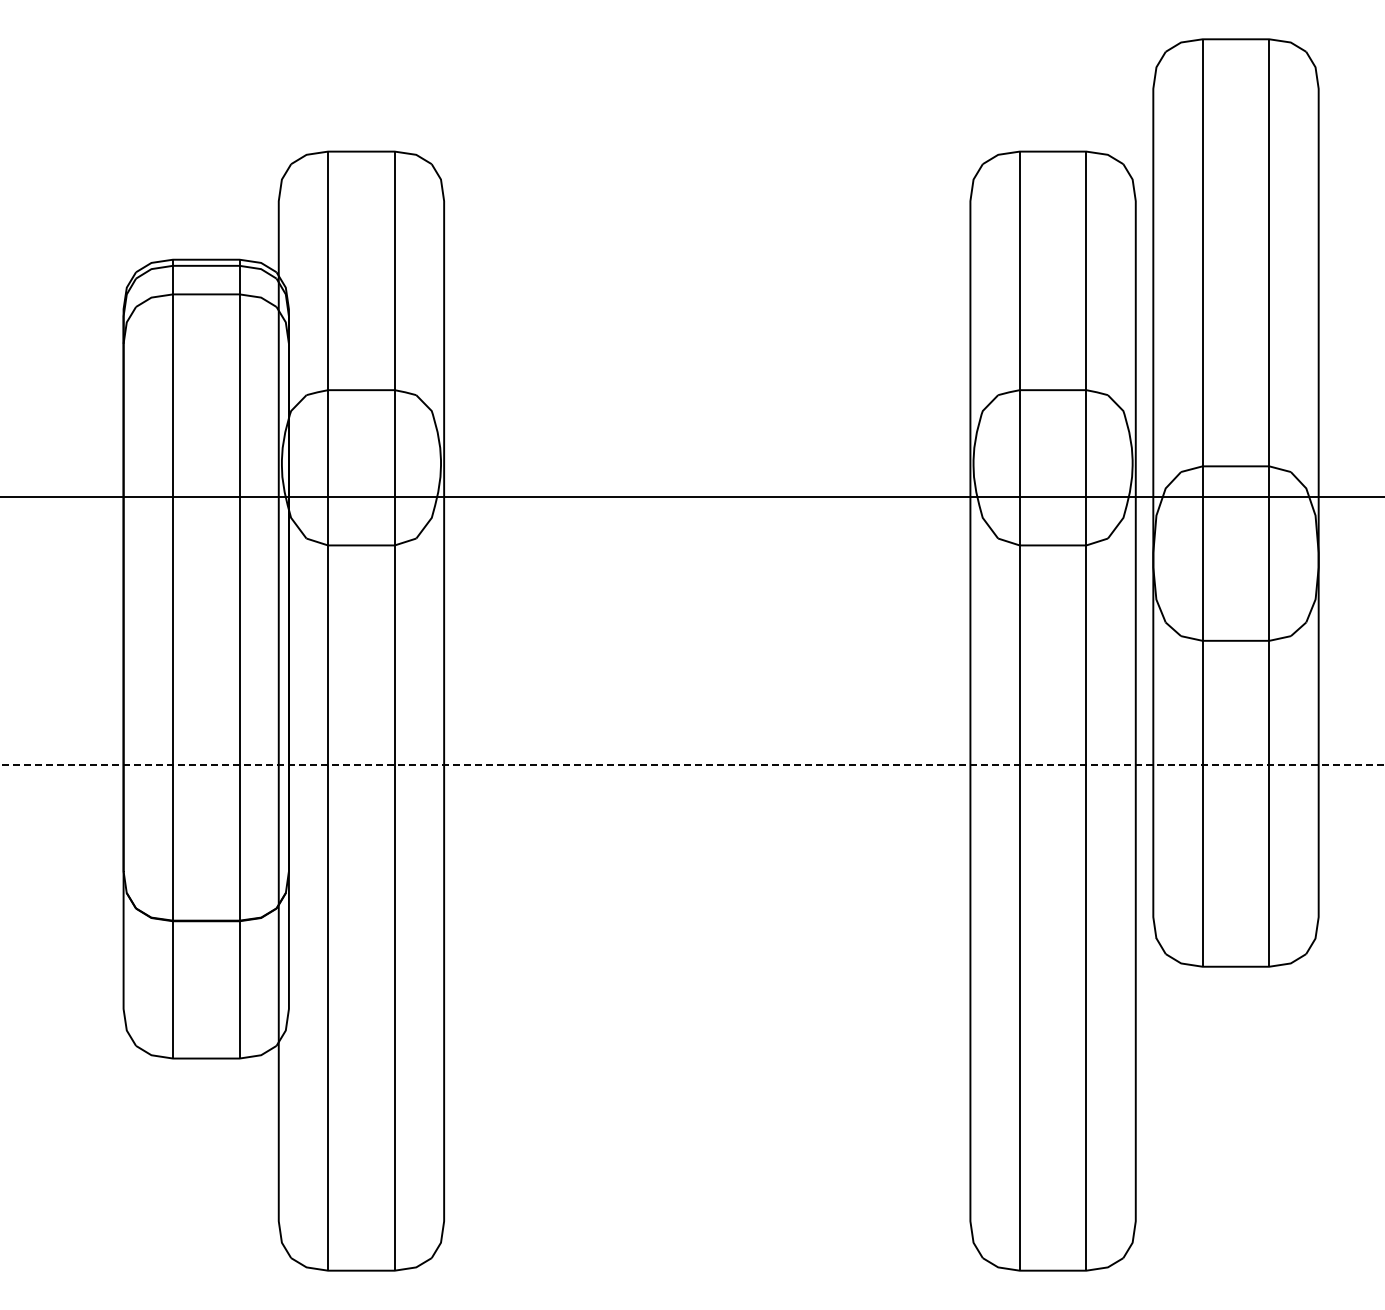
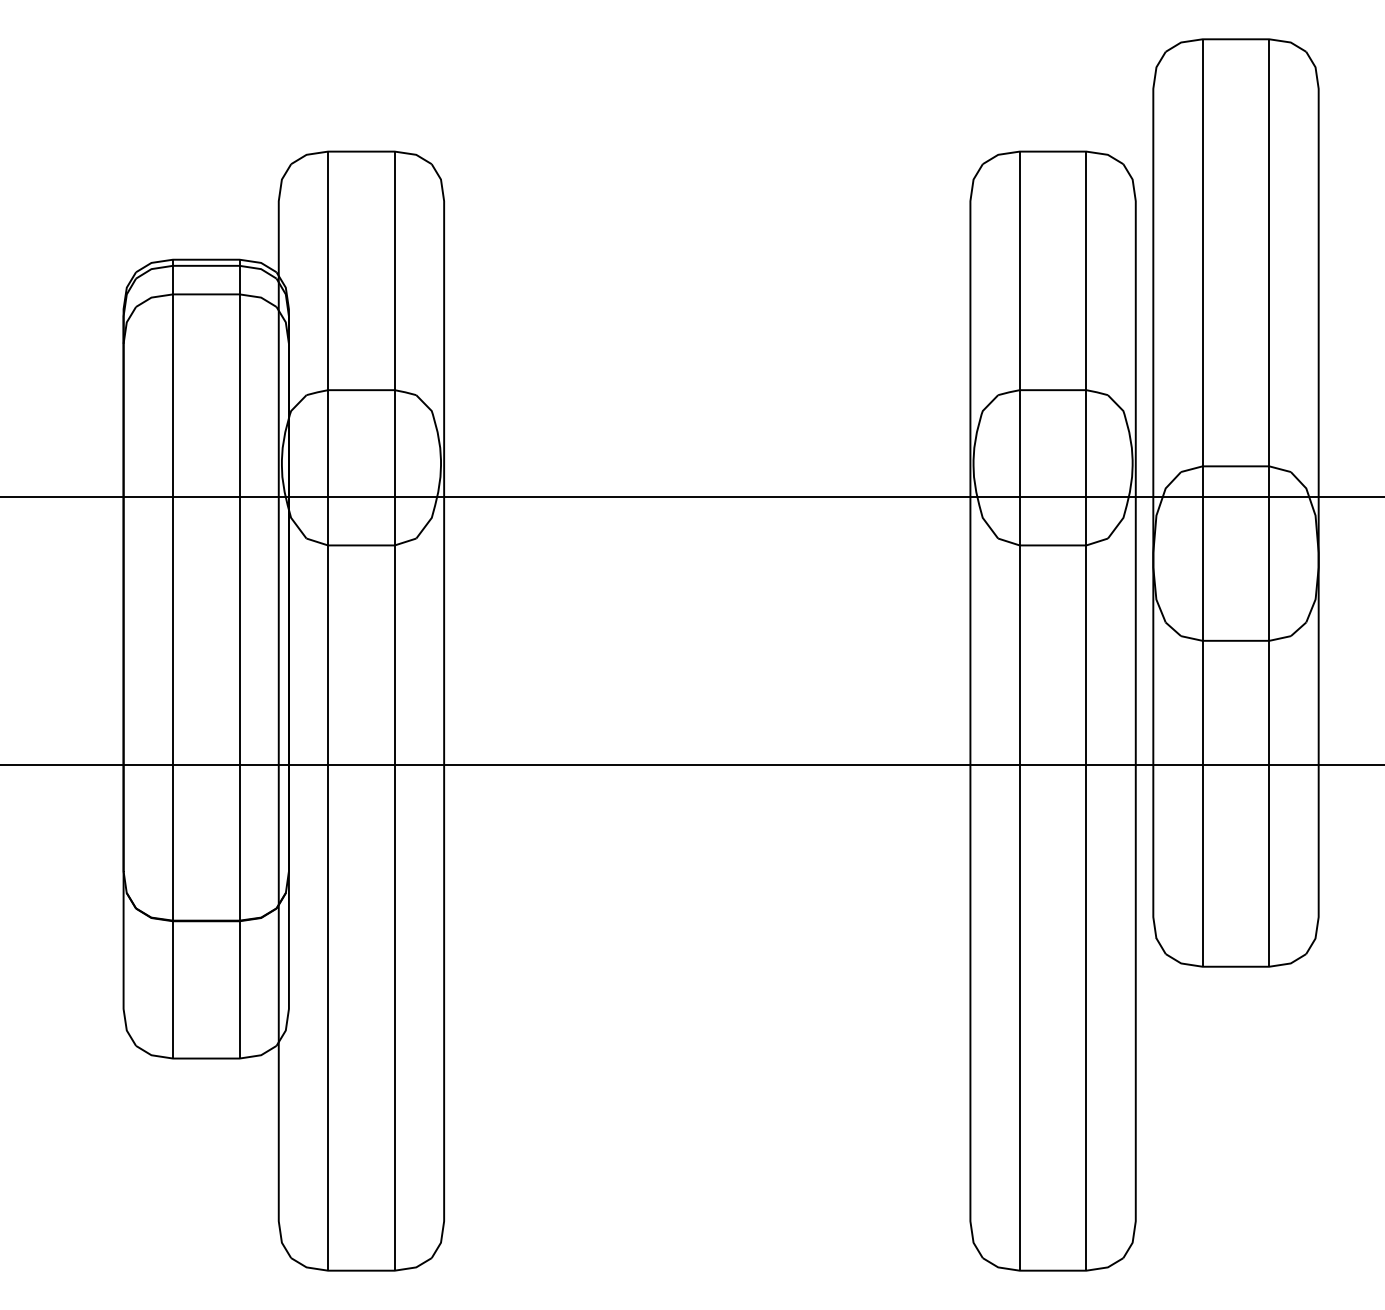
line: dashed -> solid (692, 765)
